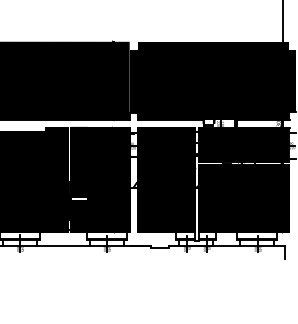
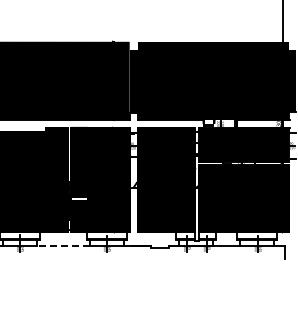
line: solid -> dashed (63, 245)
